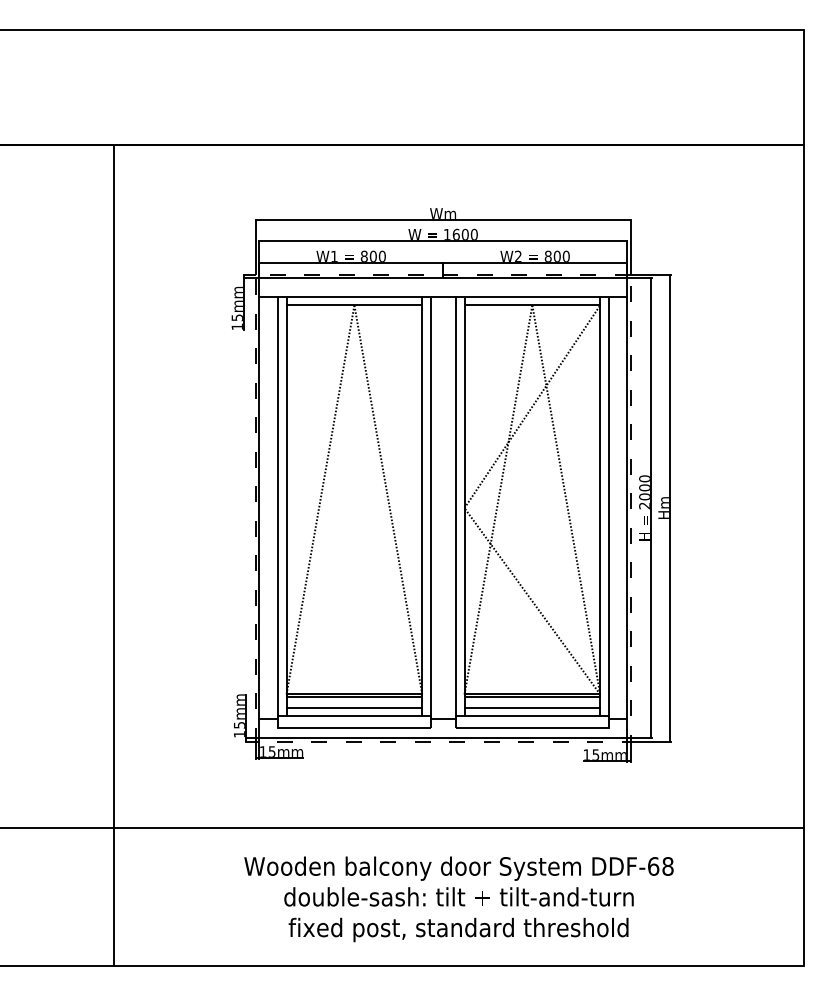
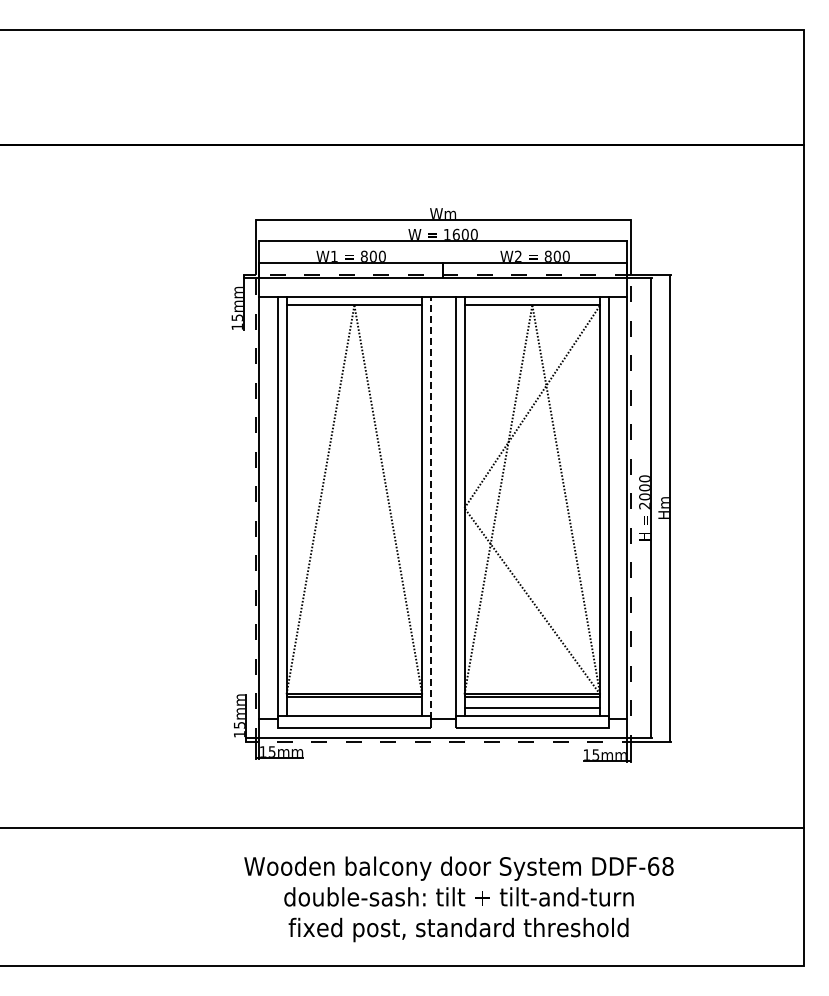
line: solid -> dashed (430, 507)
line: present -> none (114, 555)
line: present -> none (354, 708)
